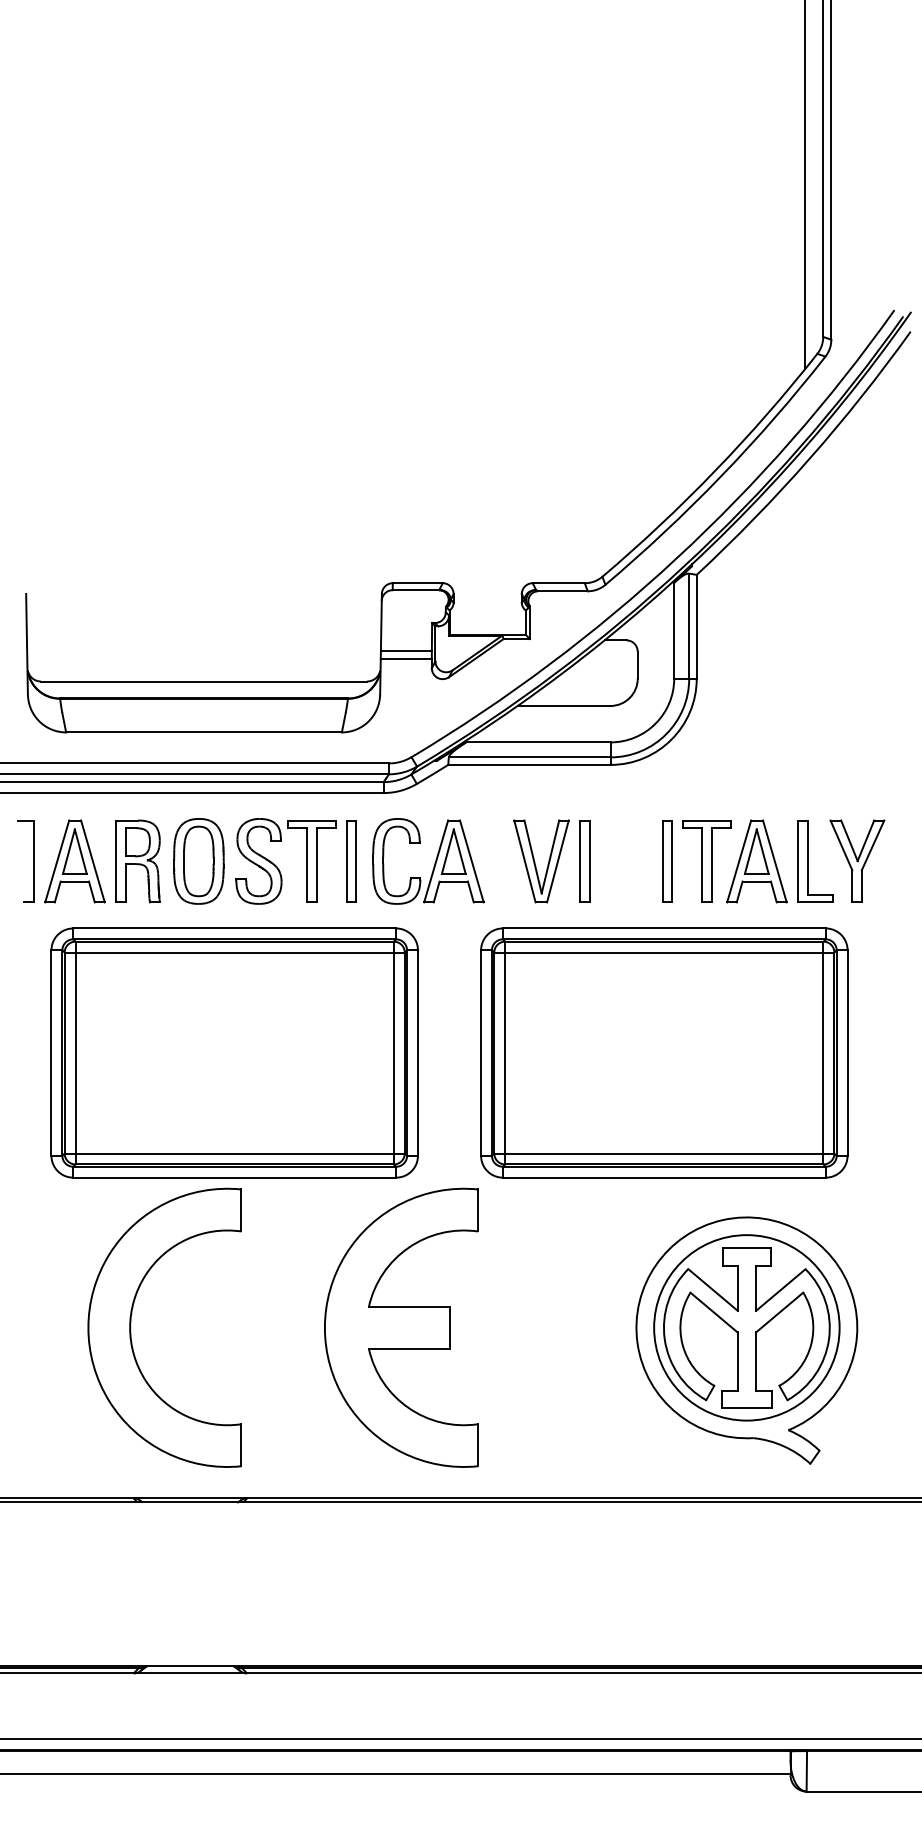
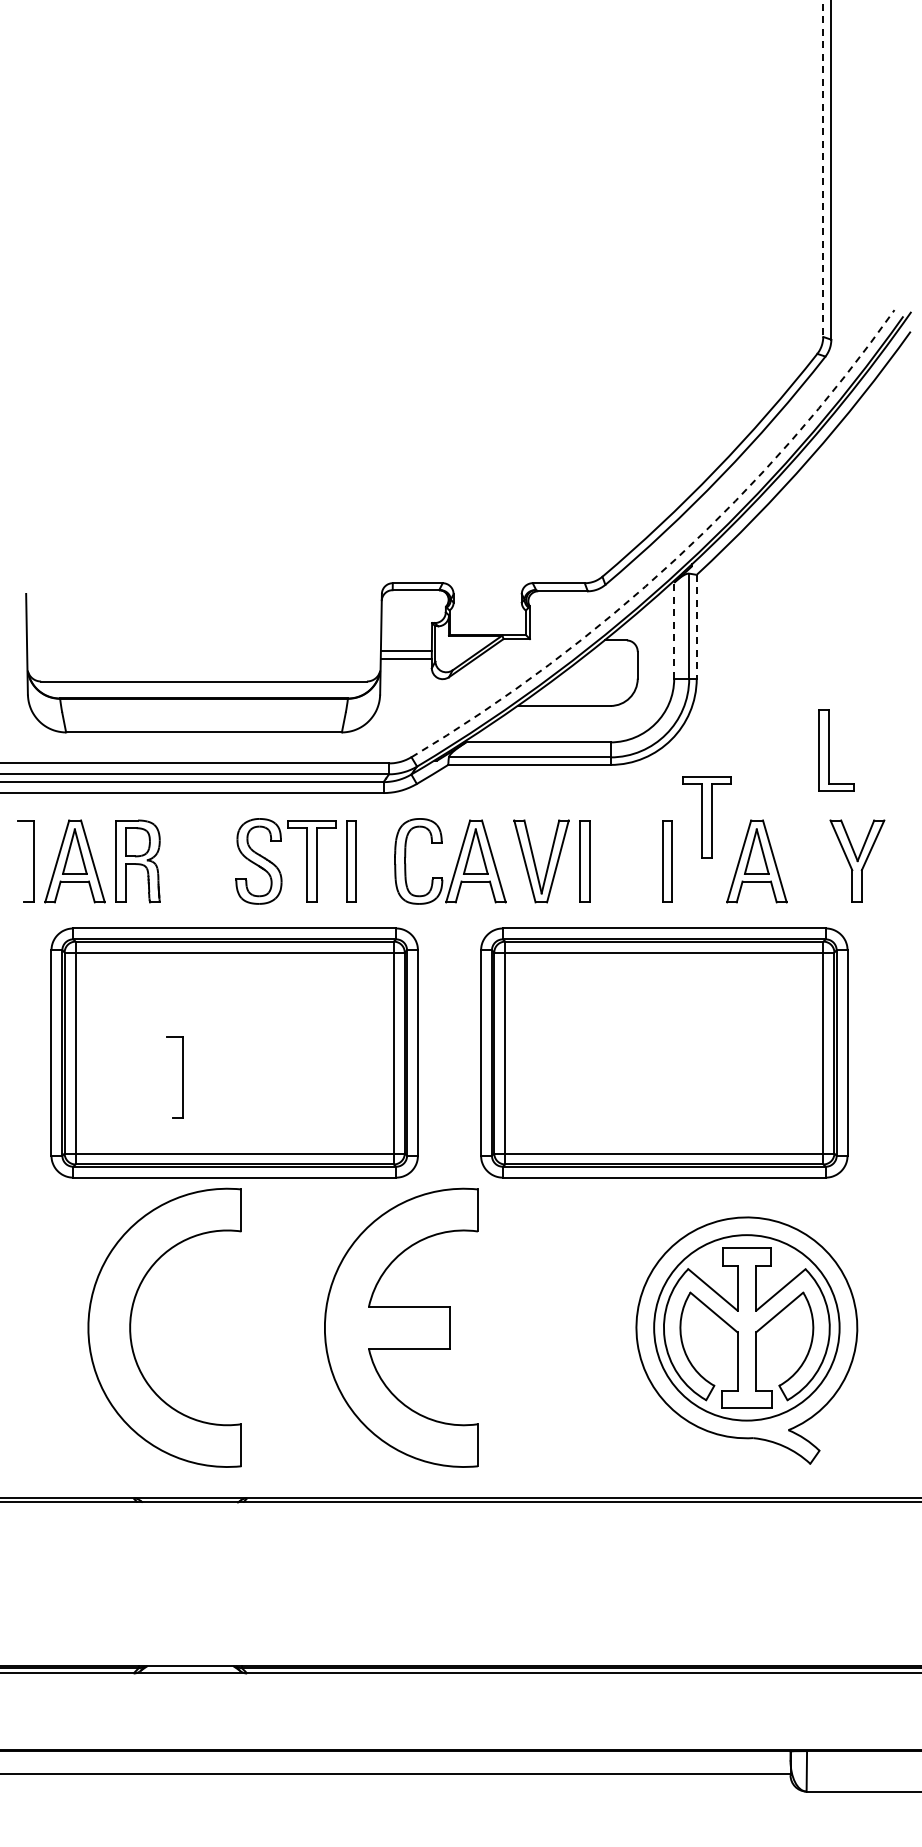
line: solid -> dashed (823, 169)
line: present -> none (804, 185)
arc: solid -> dashed (676, 558)
line: solid -> dashed (696, 626)
line: solid -> dashed (674, 630)
part: present -> none (198, 861)
part position: (706, 861) -> (706, 817) (706, 817)
part position: (808, 861) -> (829, 750) (829, 750)
part position: (434, 862) -> (456, 862) (456, 862)
part: none -> present (182, 1077)
line: present -> none (460, 1738)
